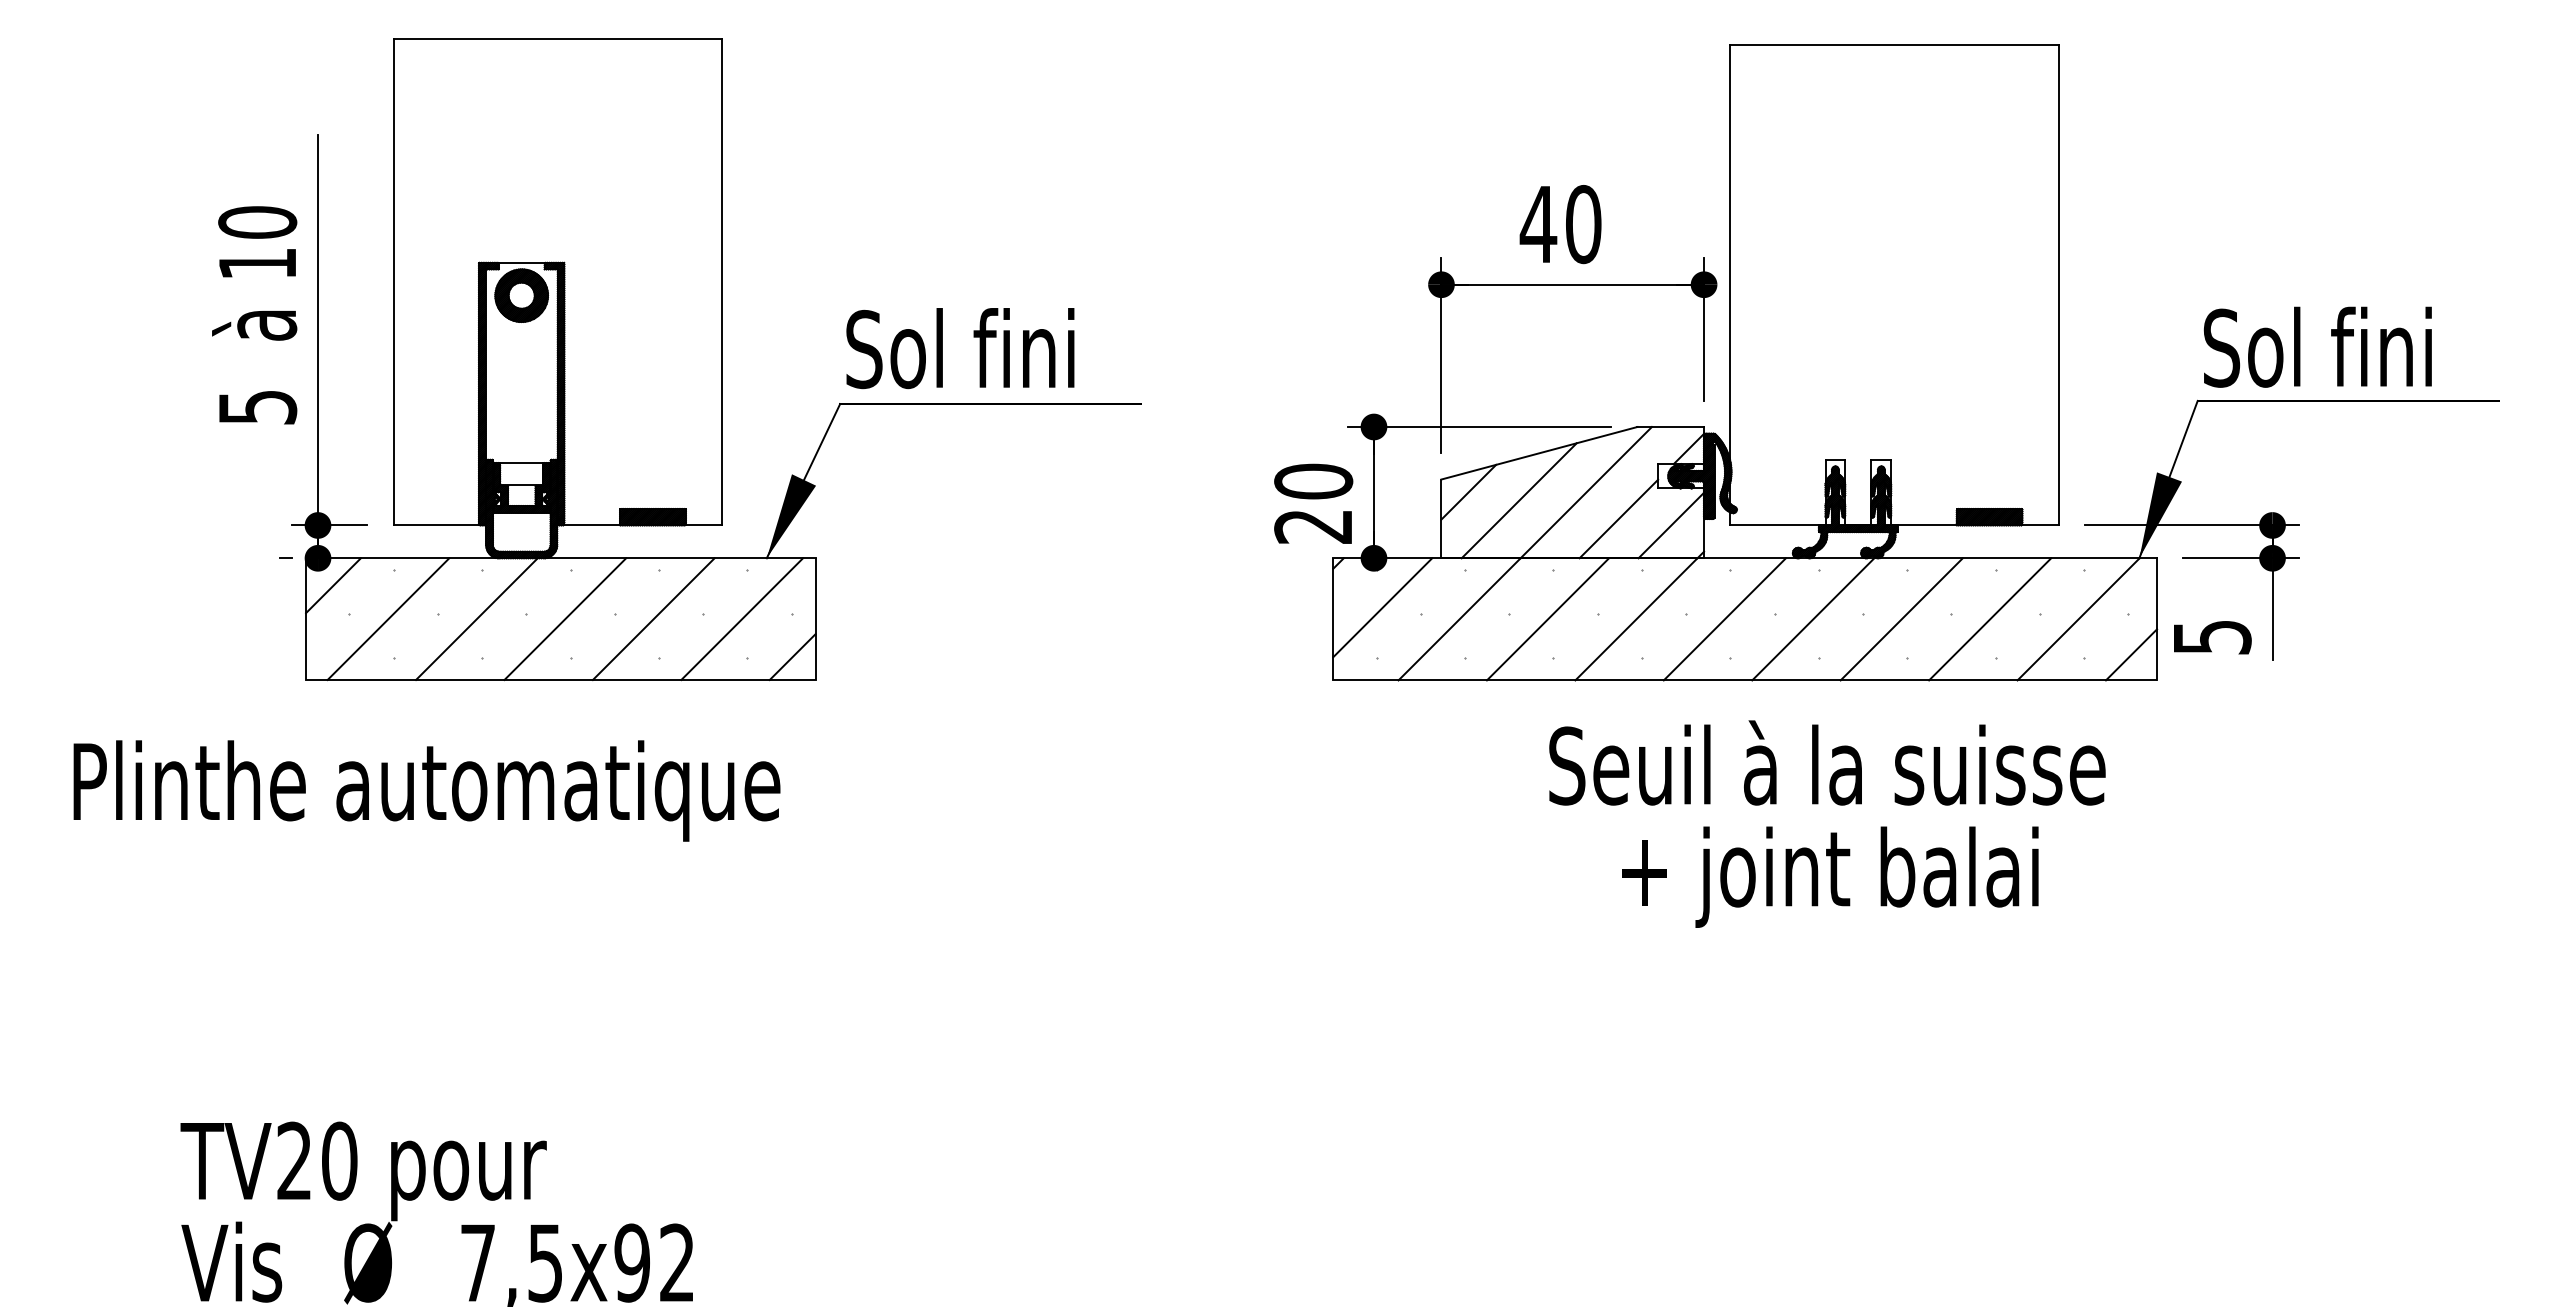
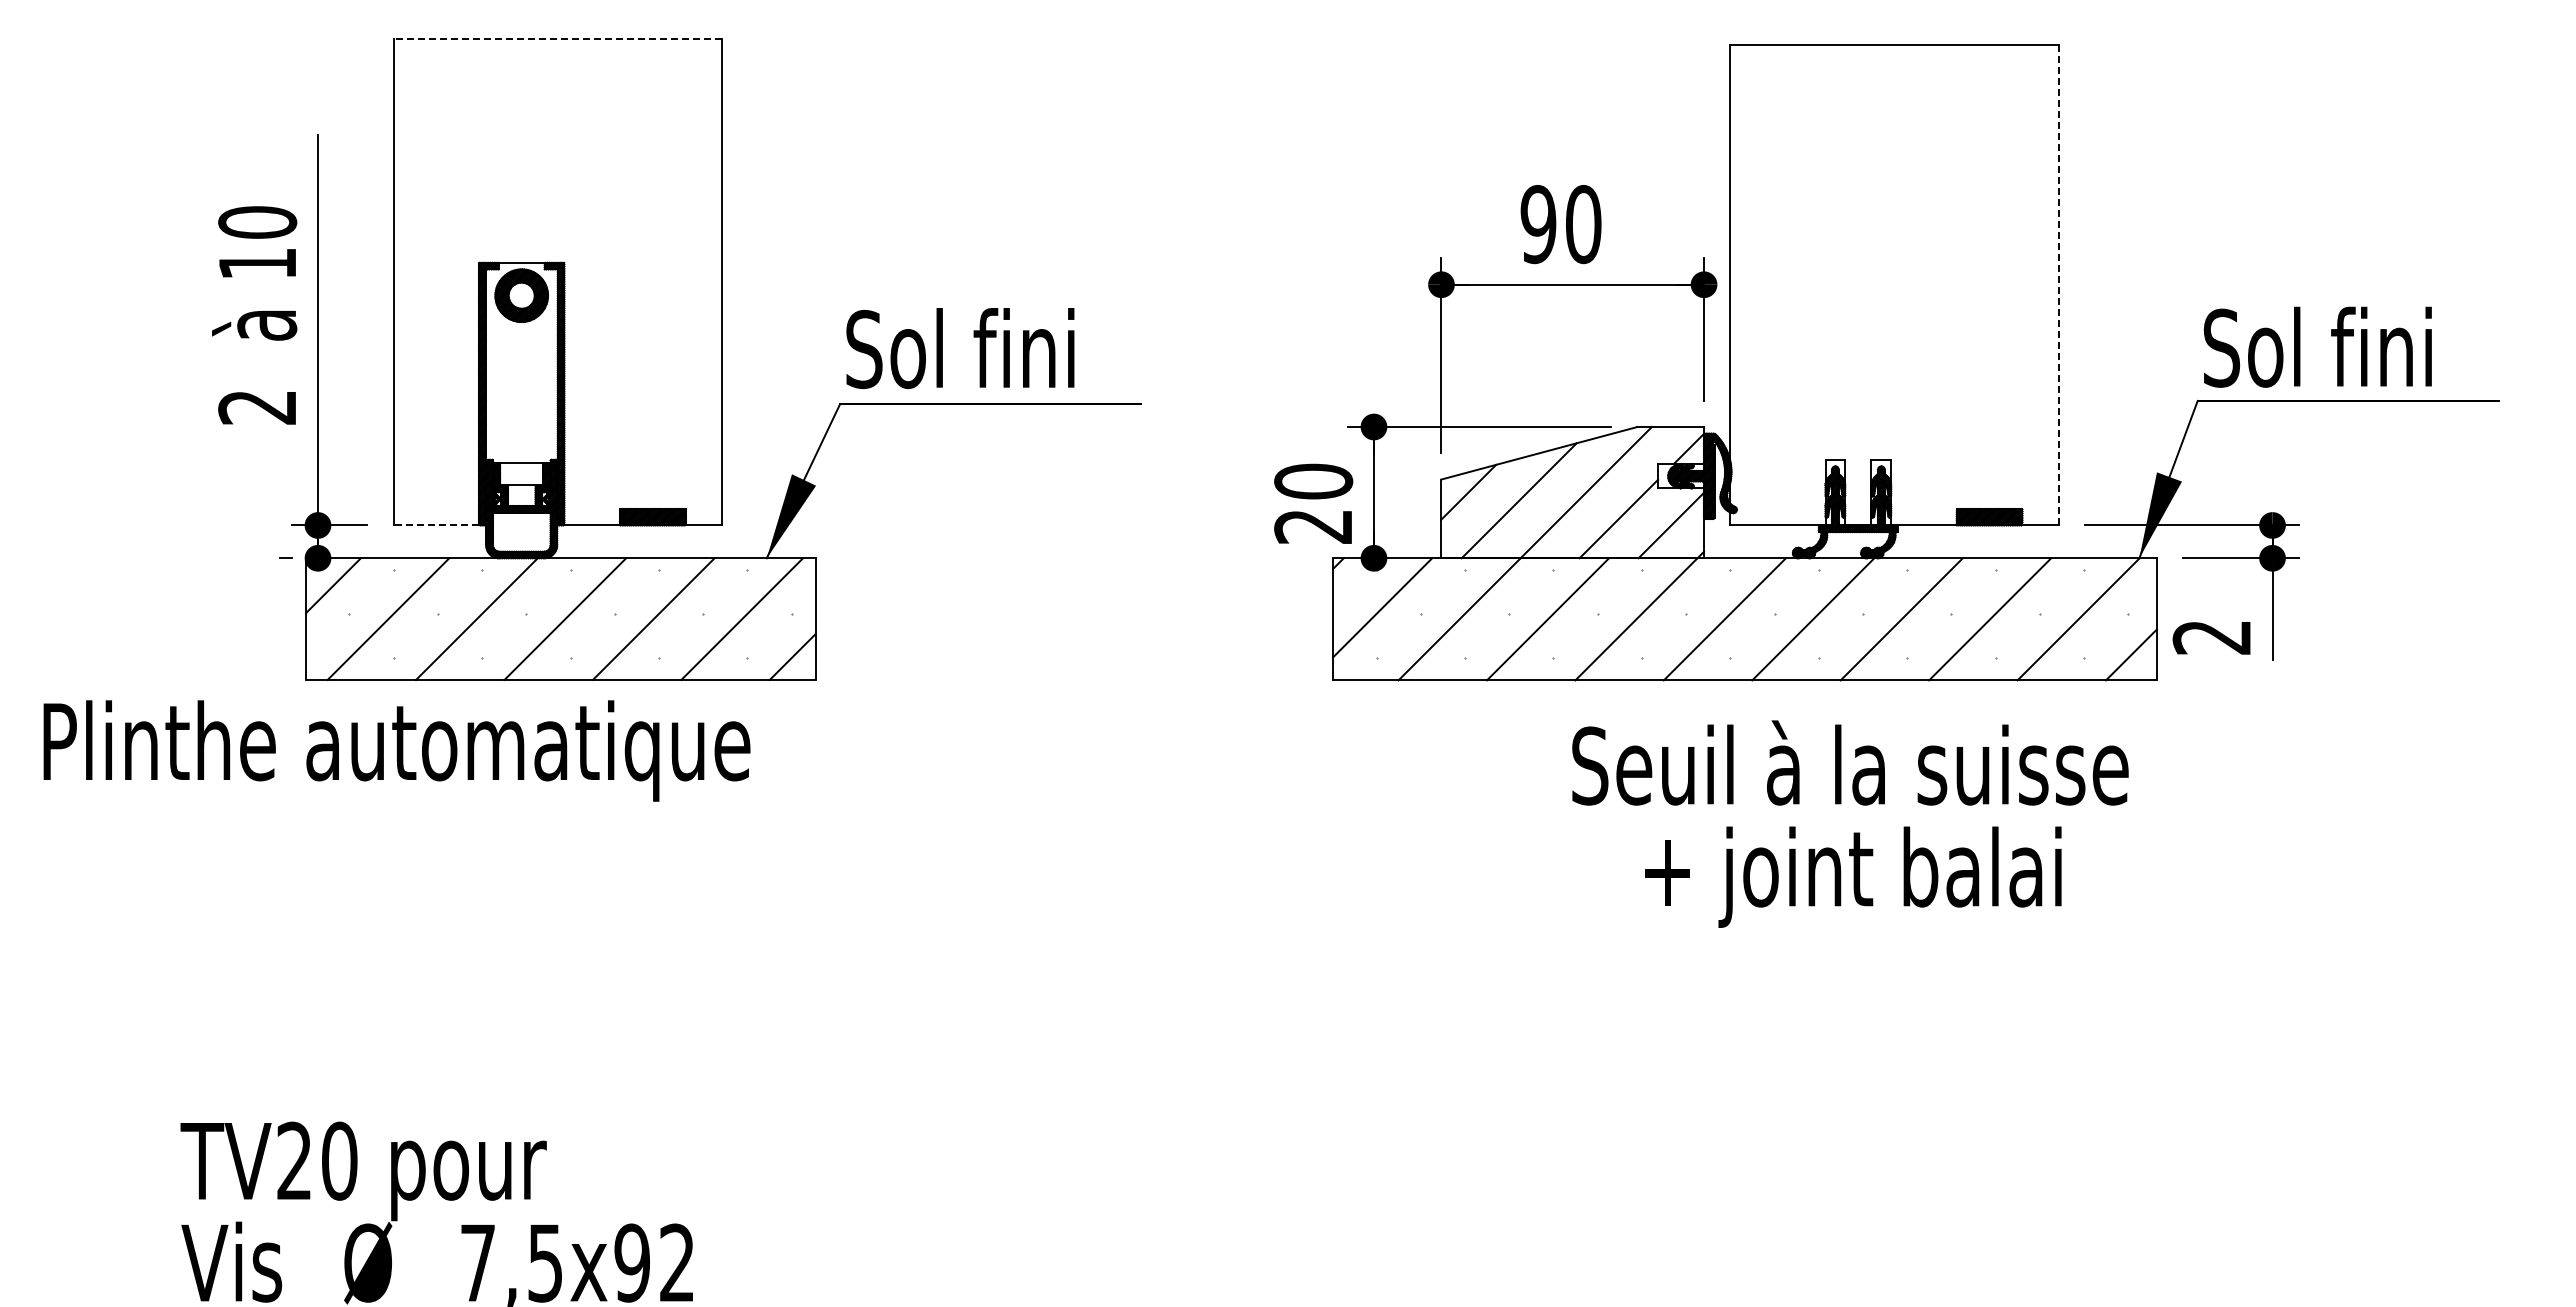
line: solid -> dashed (557, 39)
text: 40 -> 90 (1538, 224)
line: solid -> dashed (2058, 285)
text: 5 -> 2 (257, 407)
line: solid -> dashed (436, 525)
text: 5 -> 2 (2211, 637)
text position: (426, 790) -> (396, 750) (396, 750)
text position: (1827, 823) -> (1850, 823) (1850, 823)
